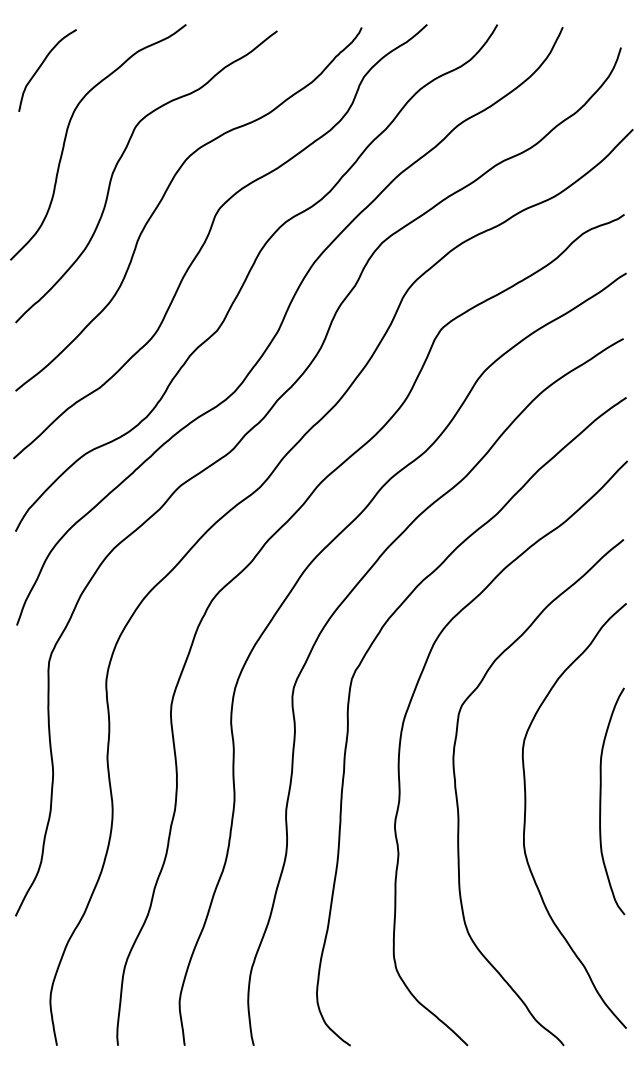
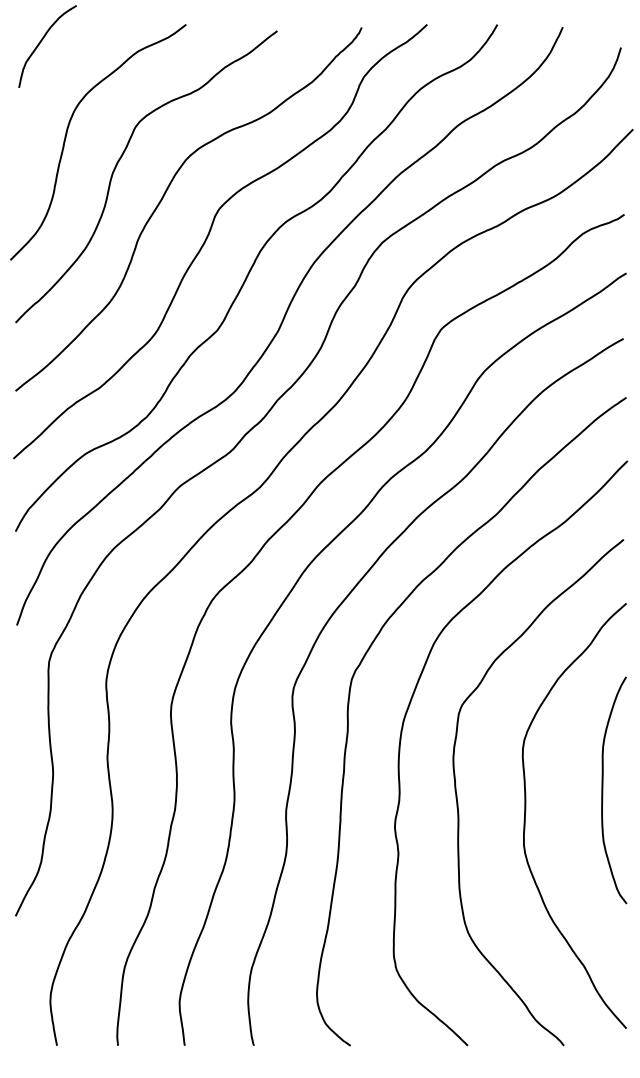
curve position: (41, 66) -> (41, 42) (41, 42)
curve position: (601, 801) -> (603, 790) (603, 790)
